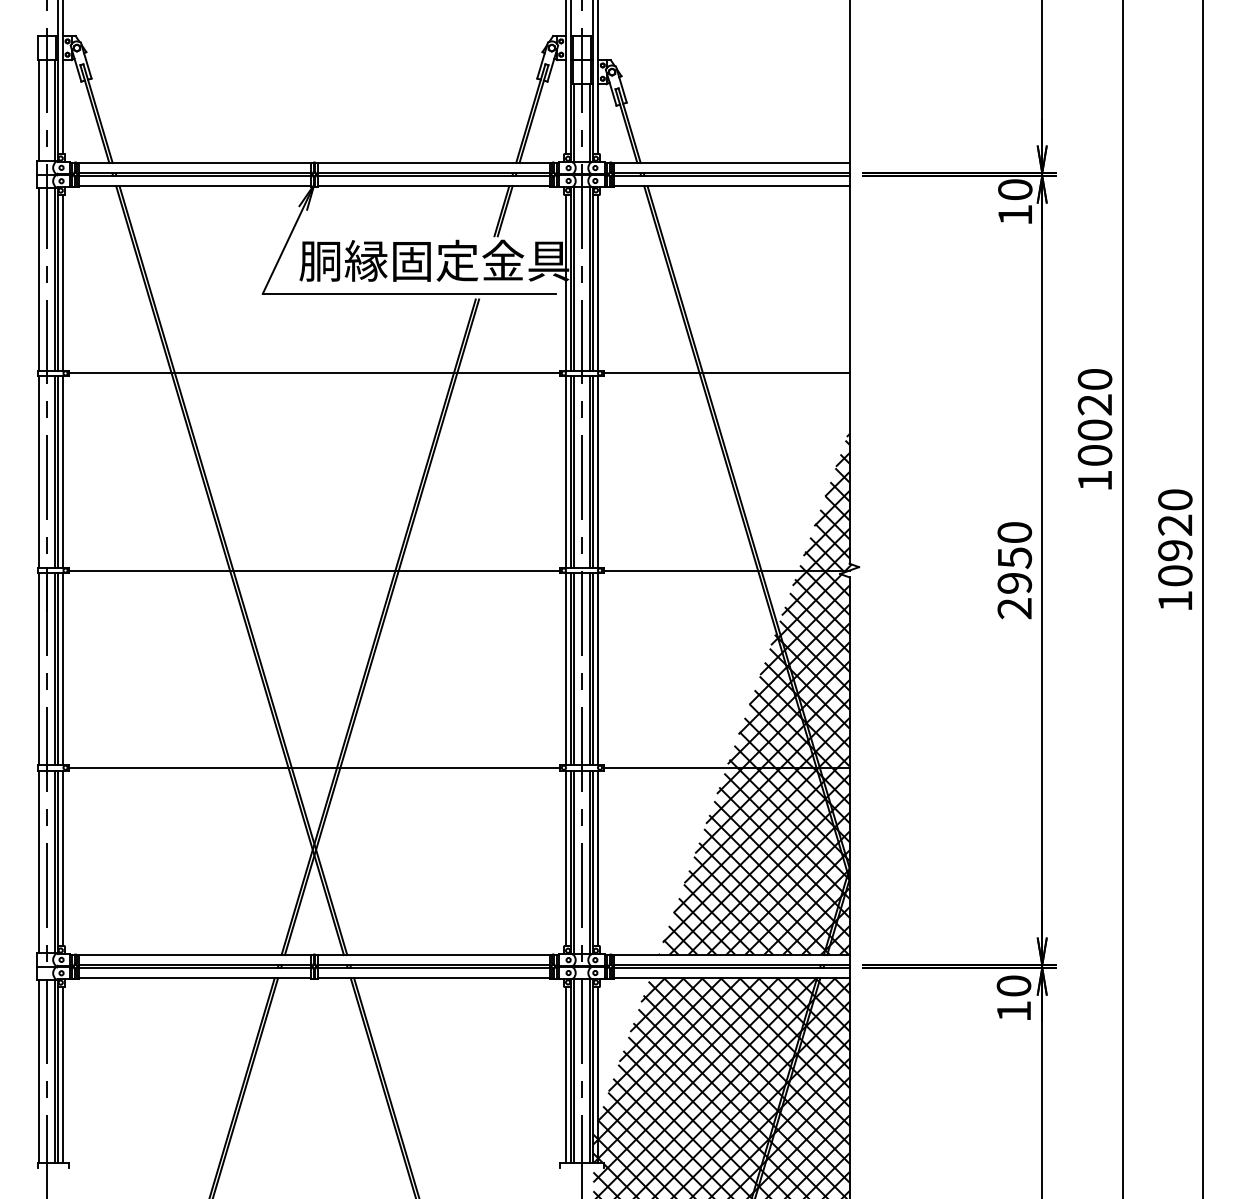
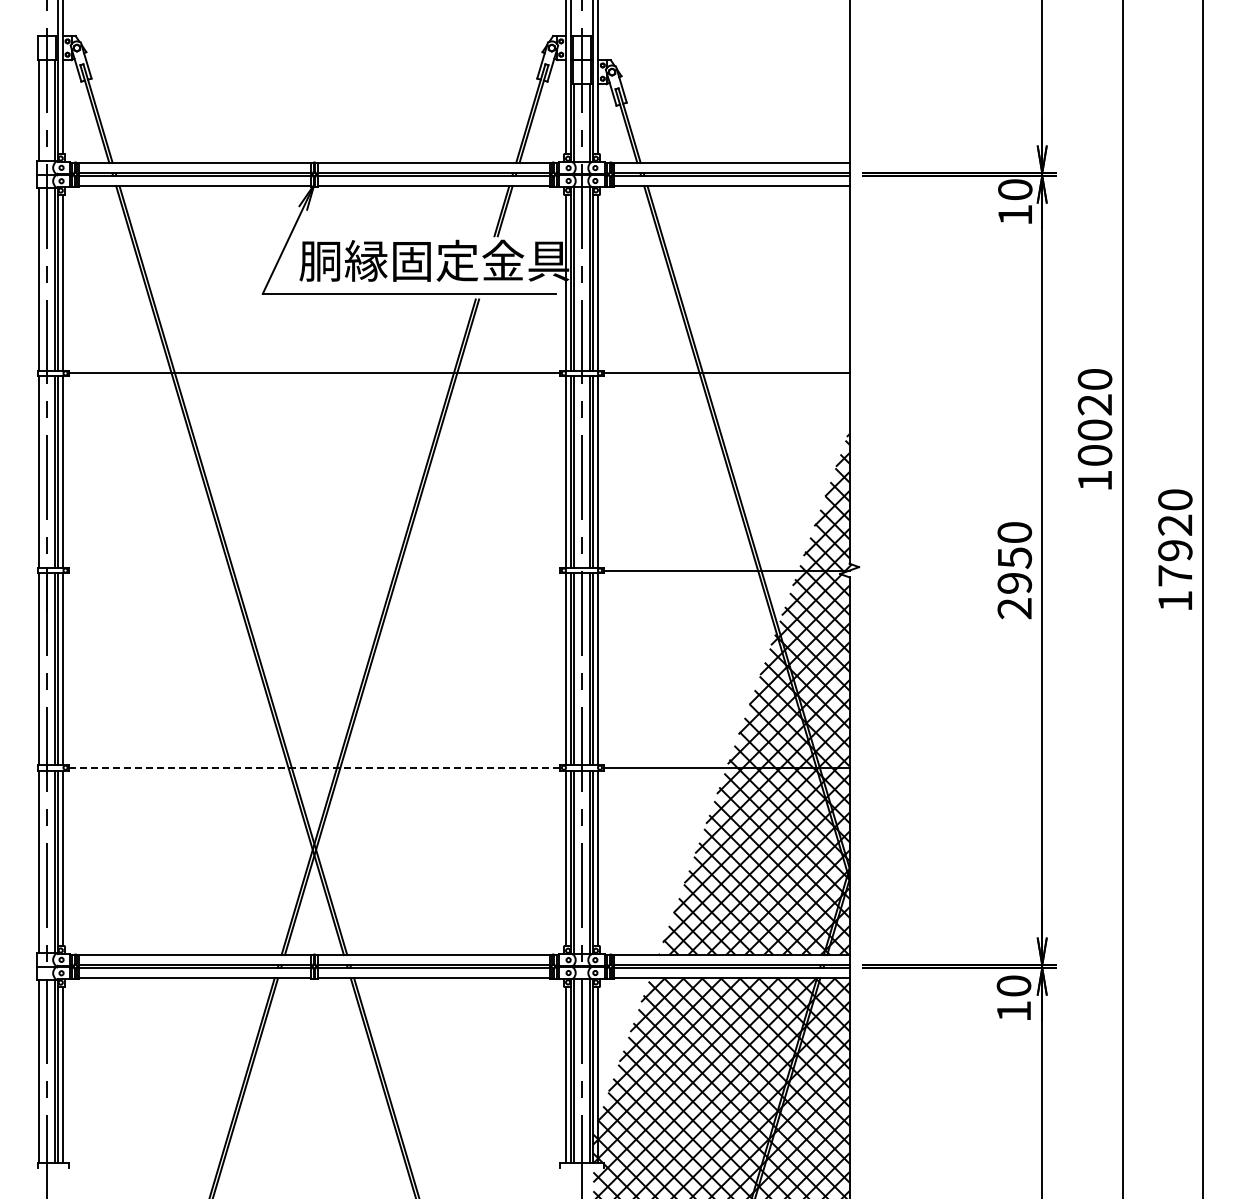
line: present -> none (313, 570)
text: 10920 -> 17920 (1175, 575)
line: solid -> dashed (314, 767)
